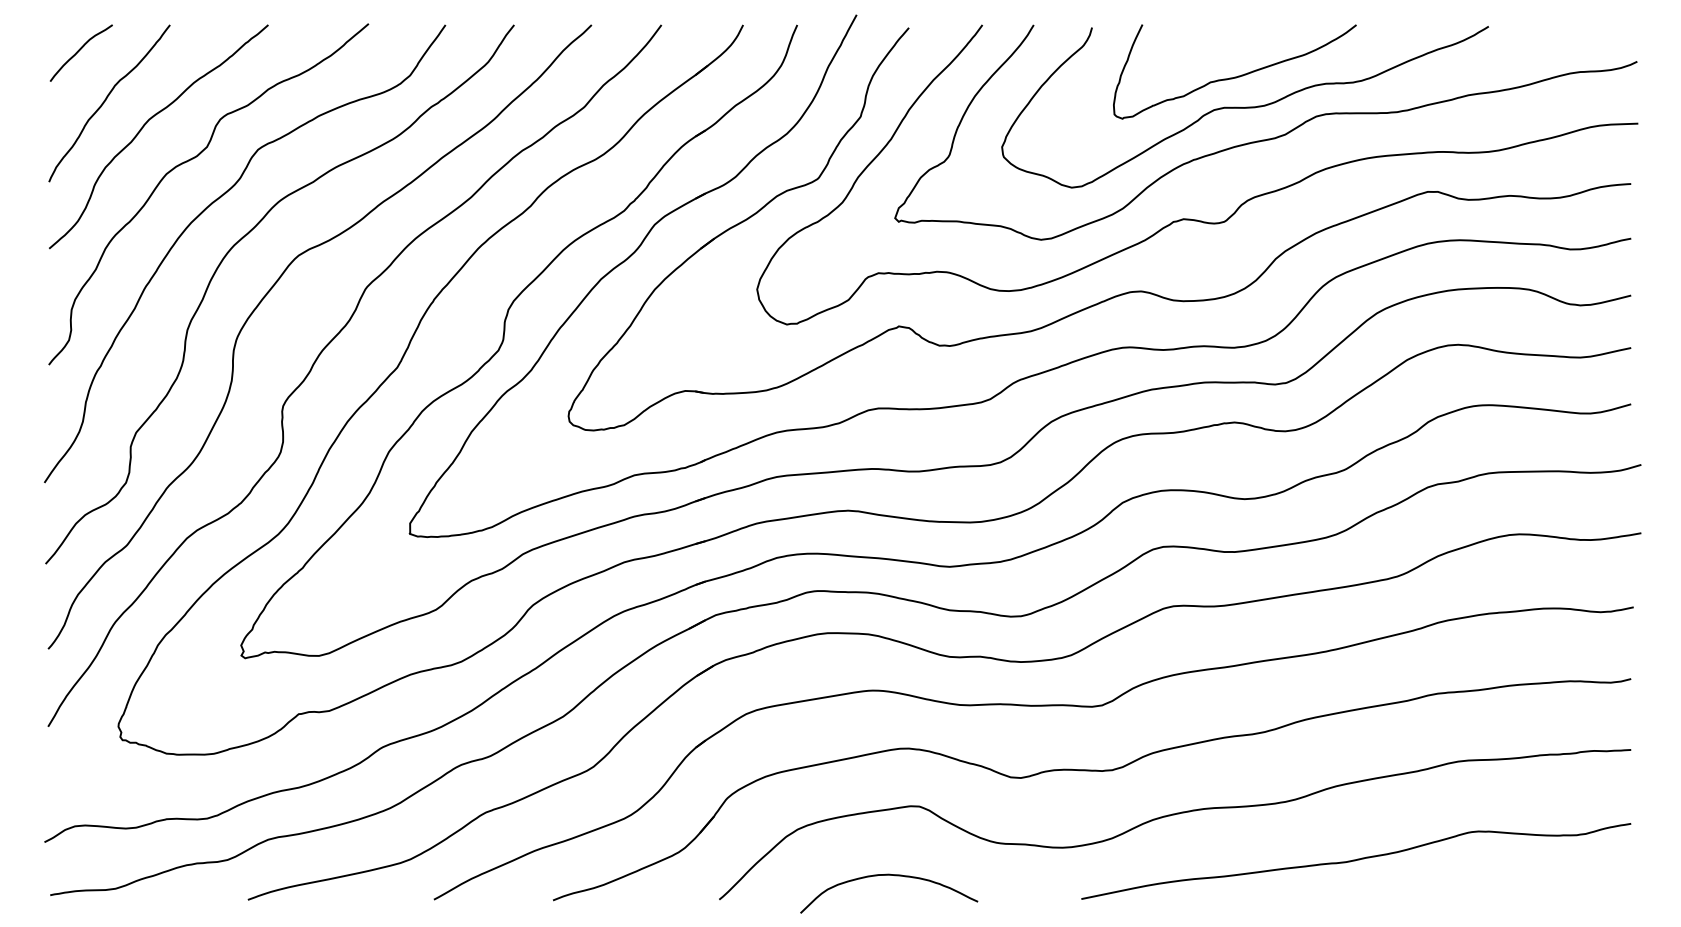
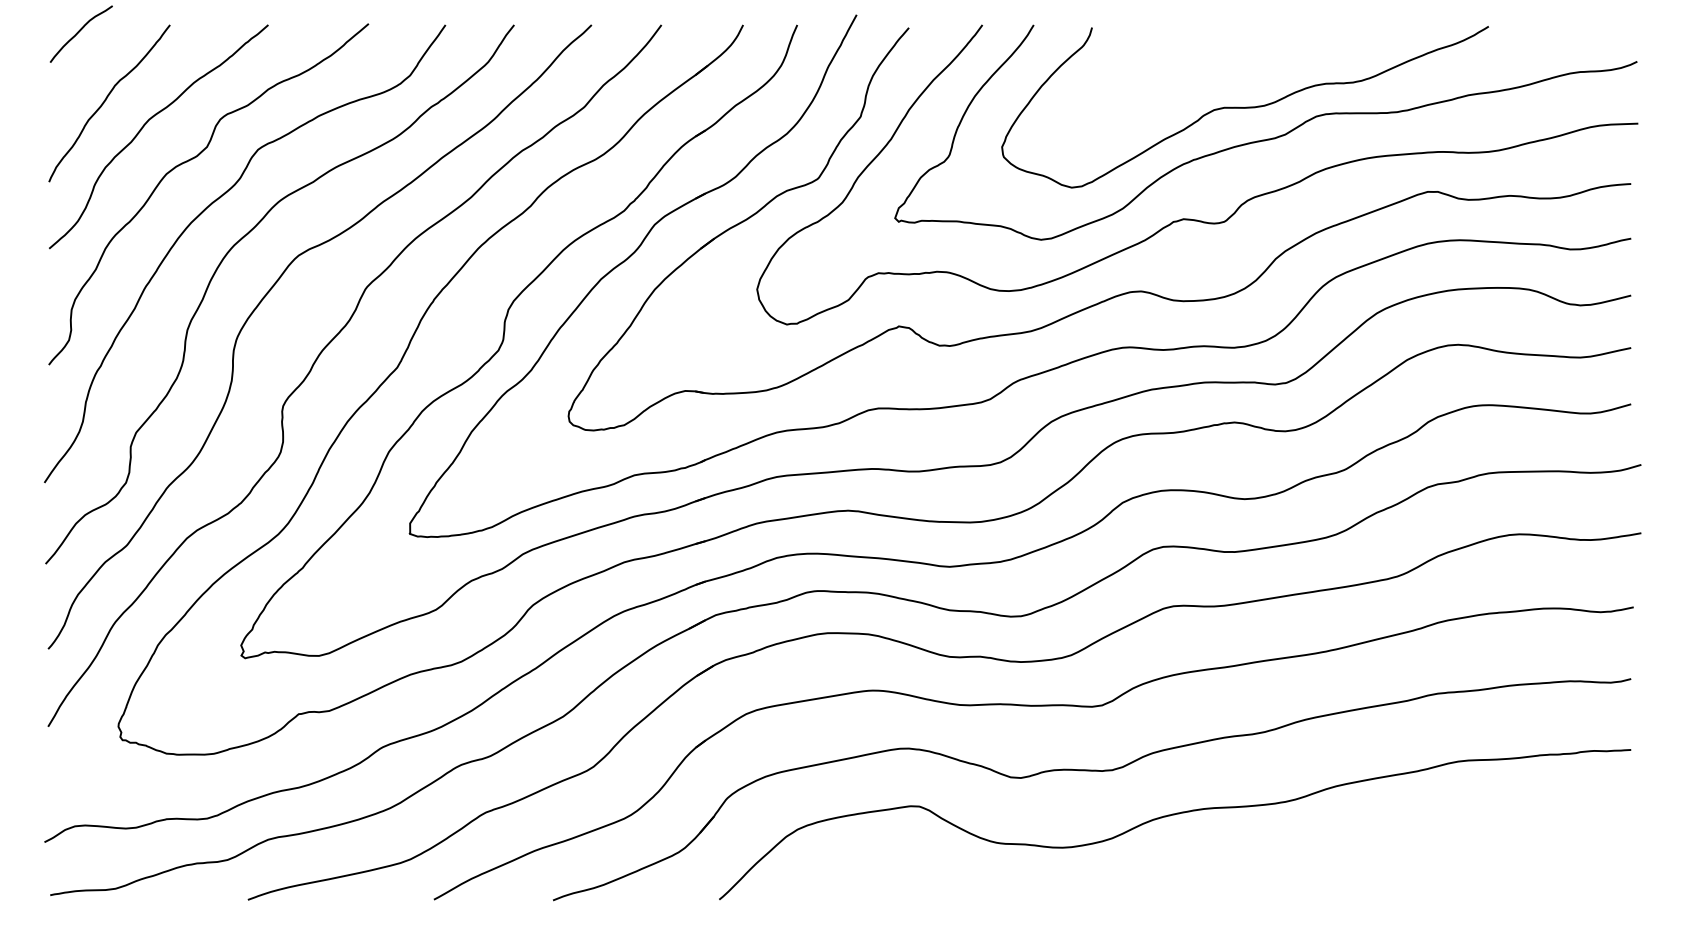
curve position: (79, 51) -> (79, 32) (79, 32)
curve: present -> none (1234, 76)
curve: present -> none (1356, 860)
curve: present -> none (889, 875)
